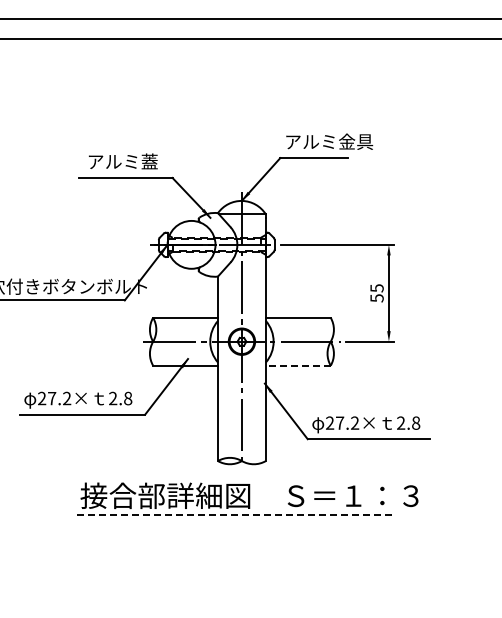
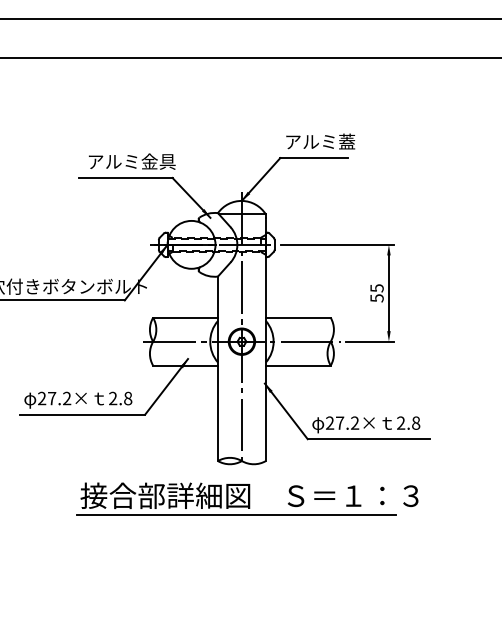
line position: (250, 38) -> (250, 57) (250, 57)
text: アルミ金具 -> アルミ蓋 (356, 141)
text: アルミ蓋 -> アルミ金具 (158, 161)
line: dashed -> solid (297, 365)
line: dashed -> solid (236, 514)
